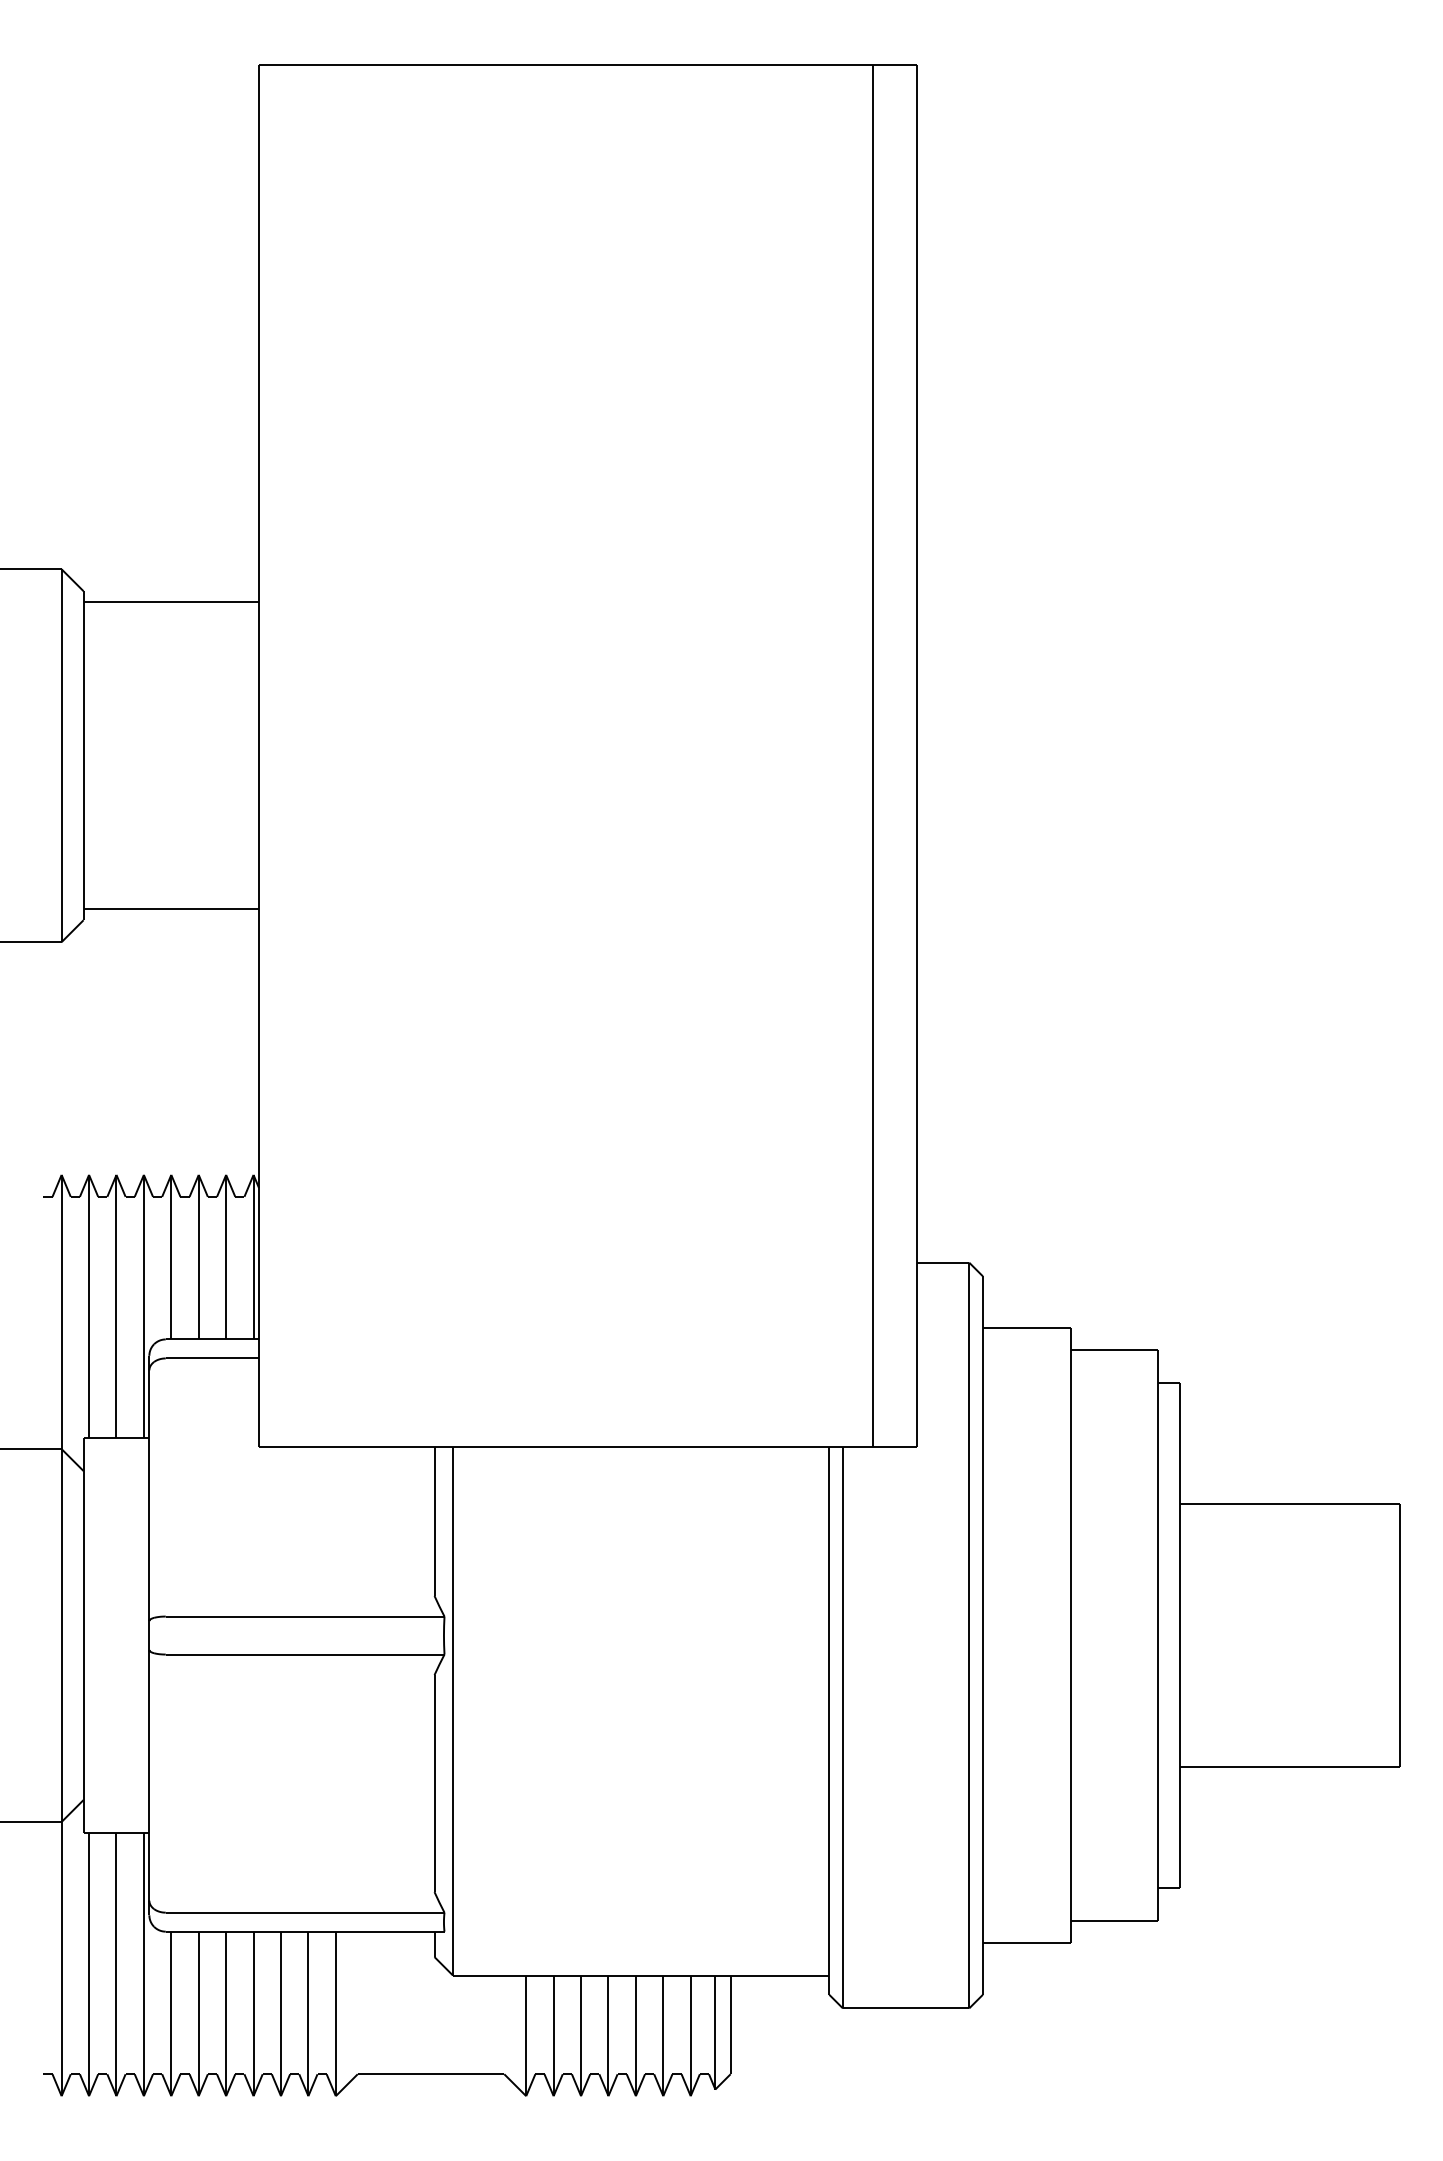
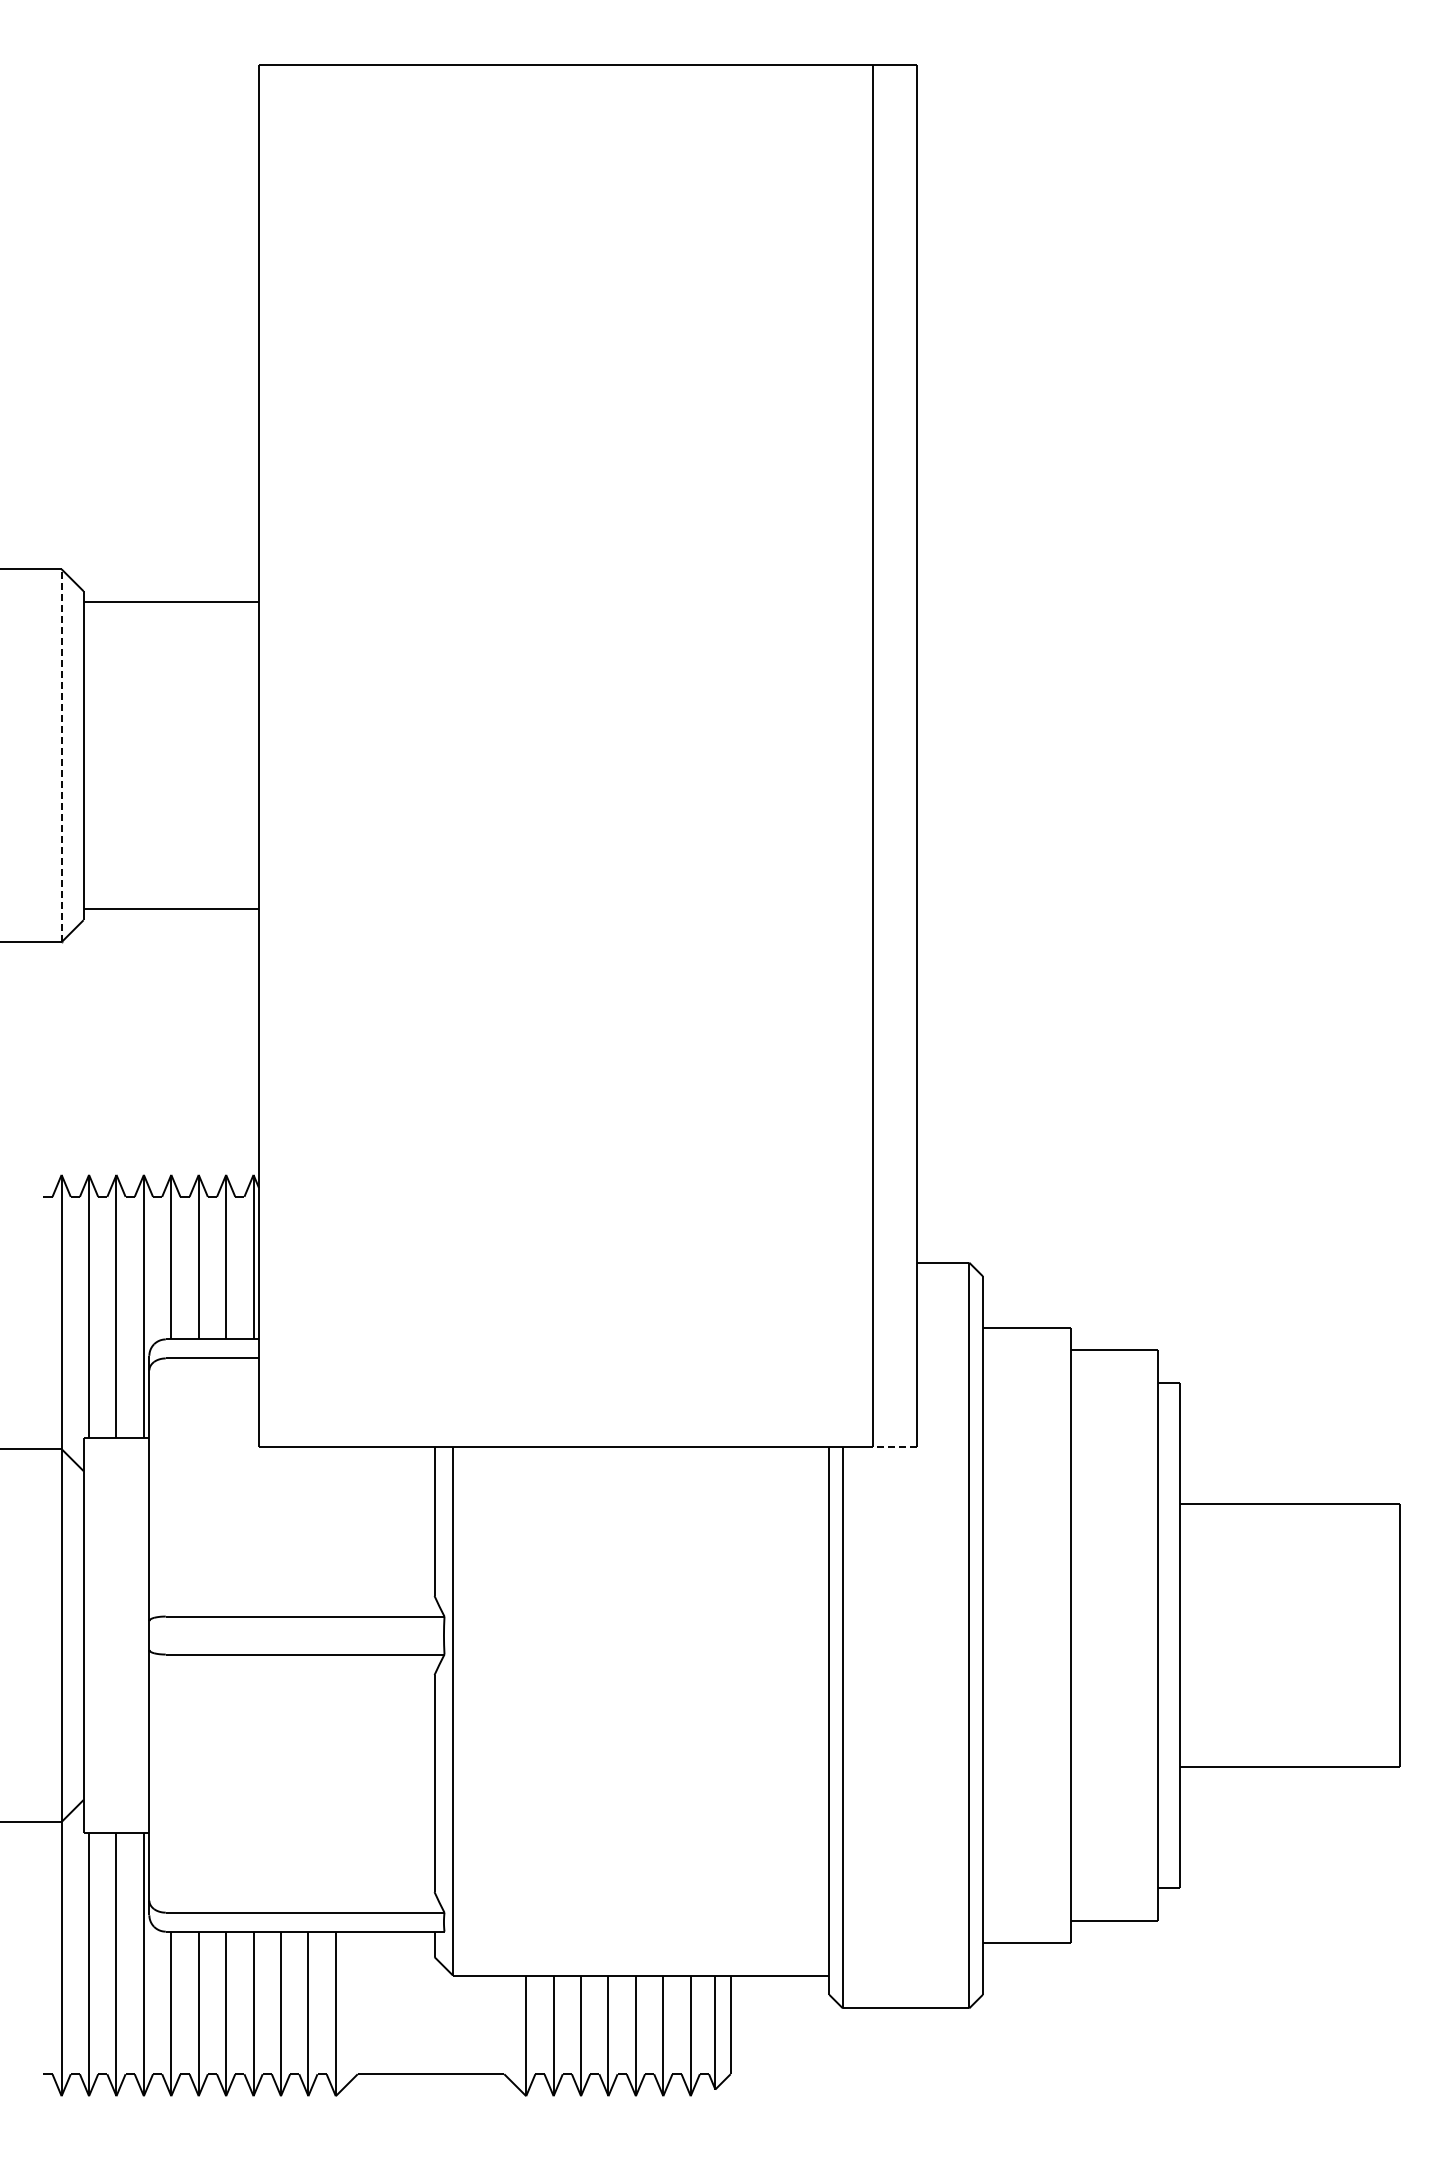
line: solid -> dashed (61, 756)
line: solid -> dashed (895, 1446)
